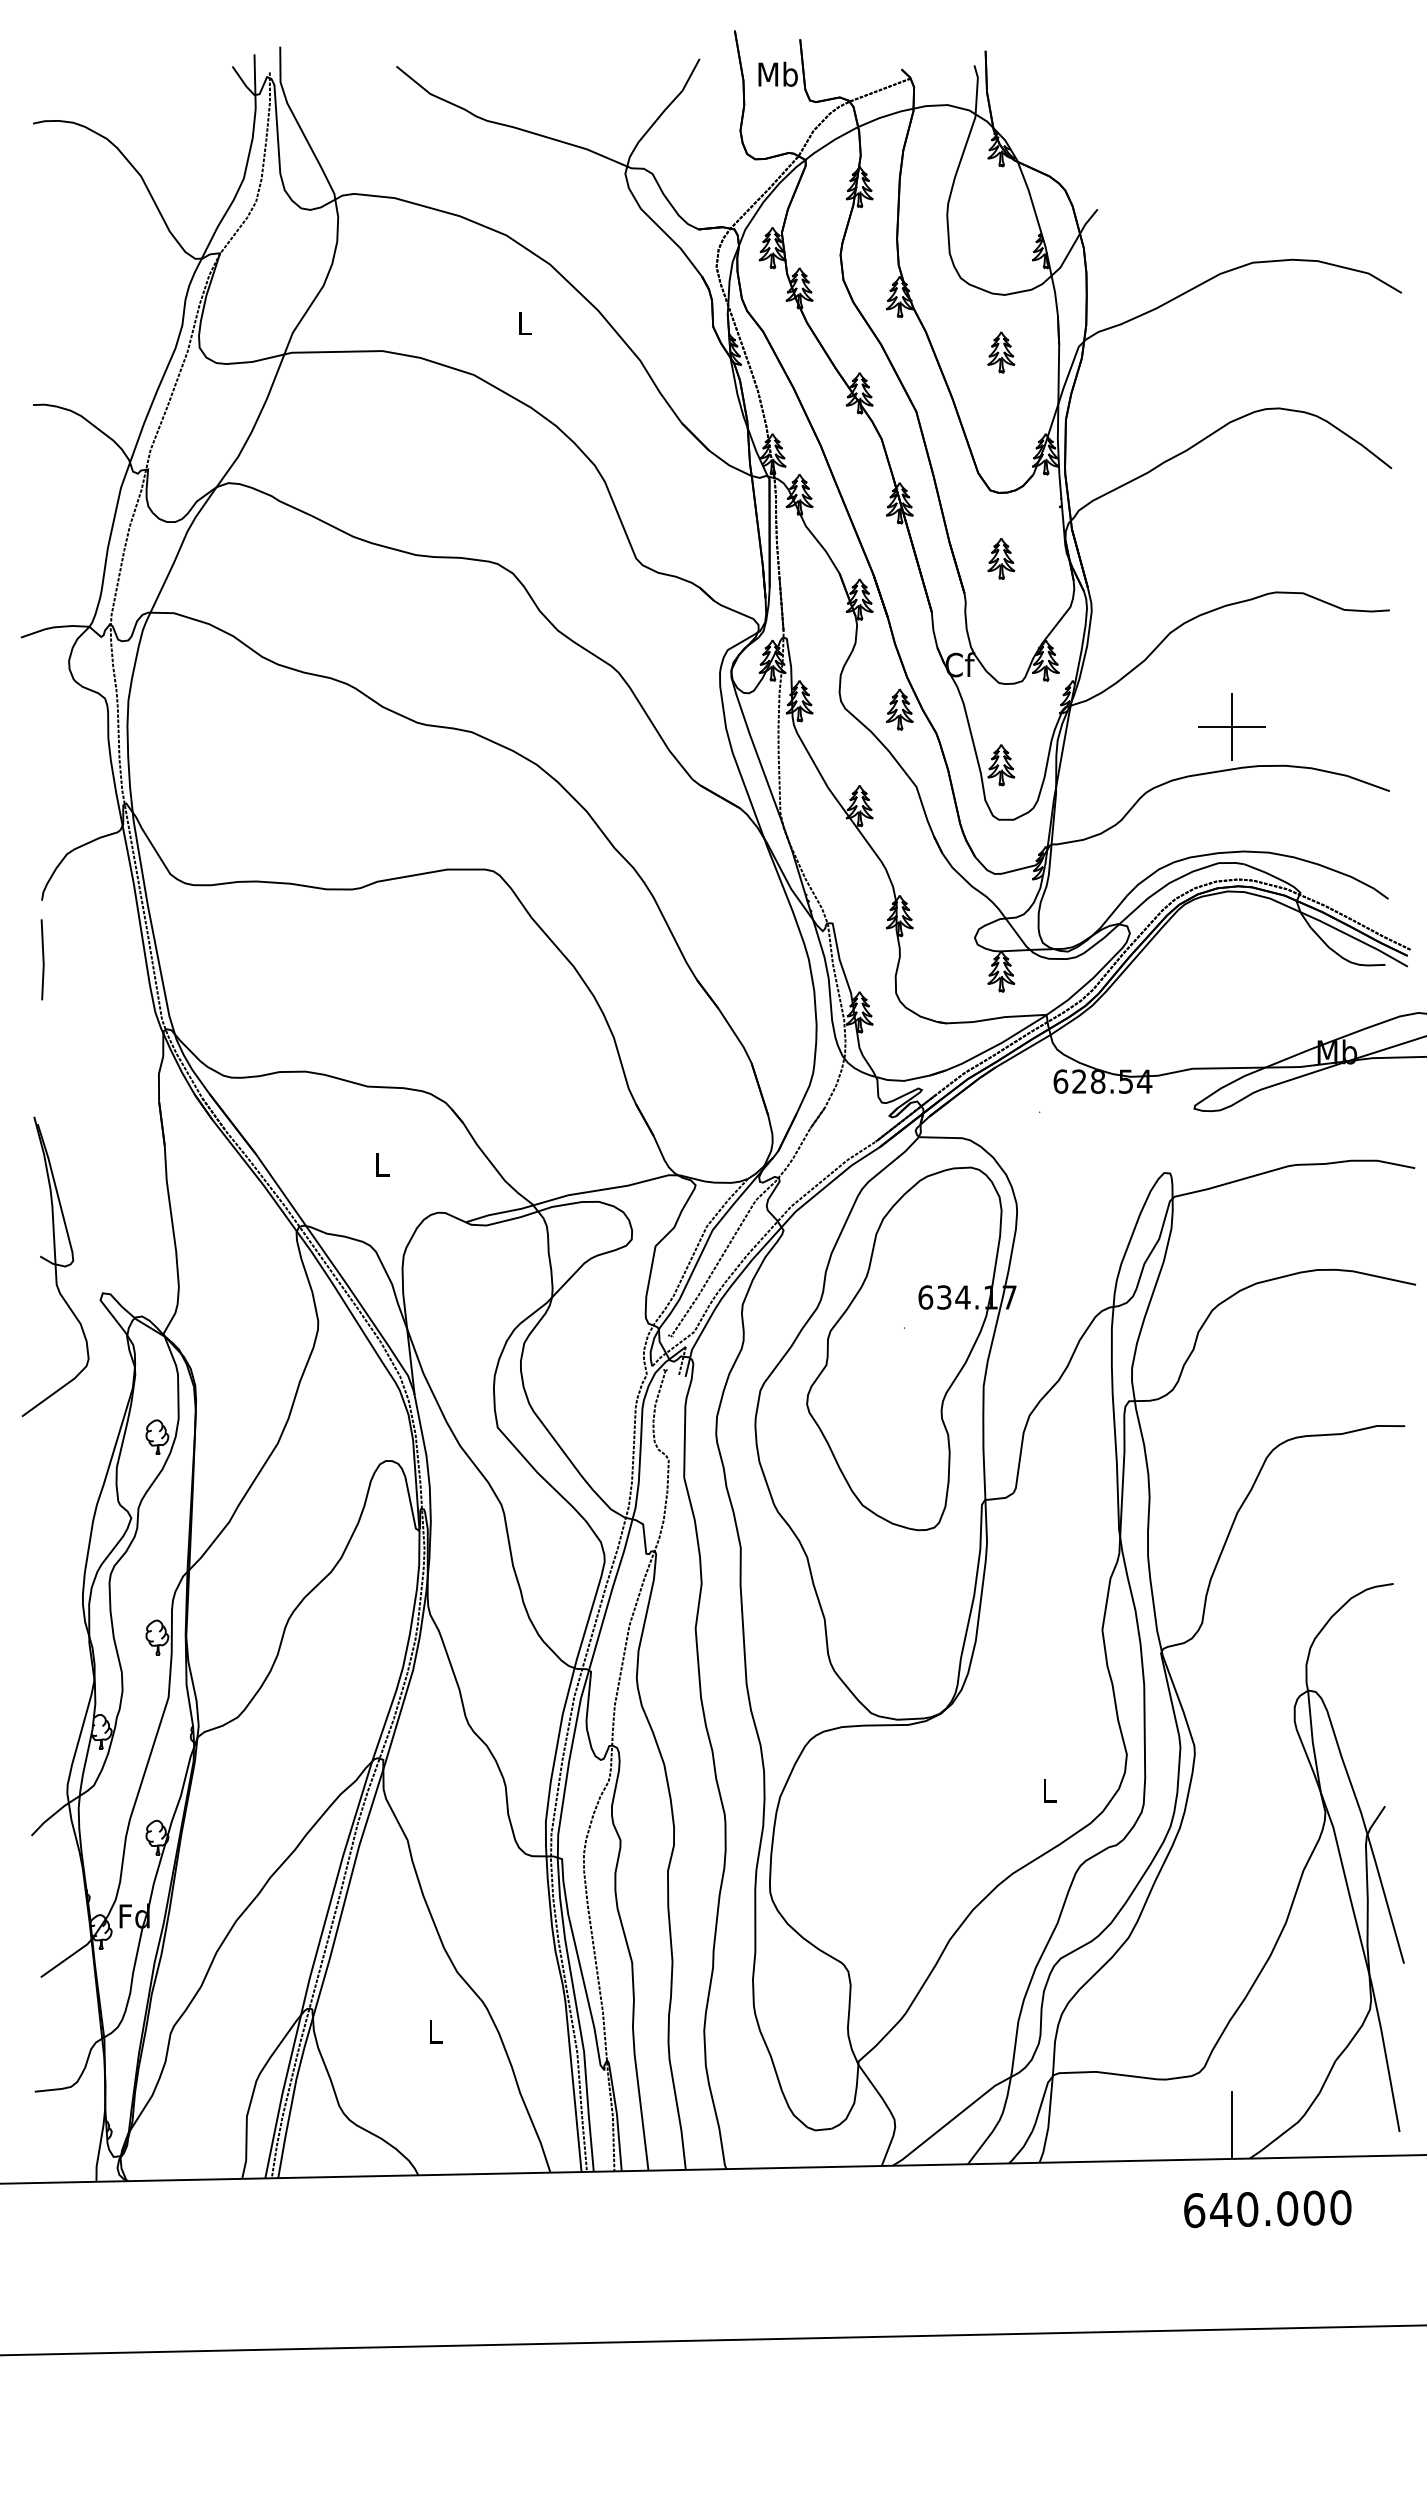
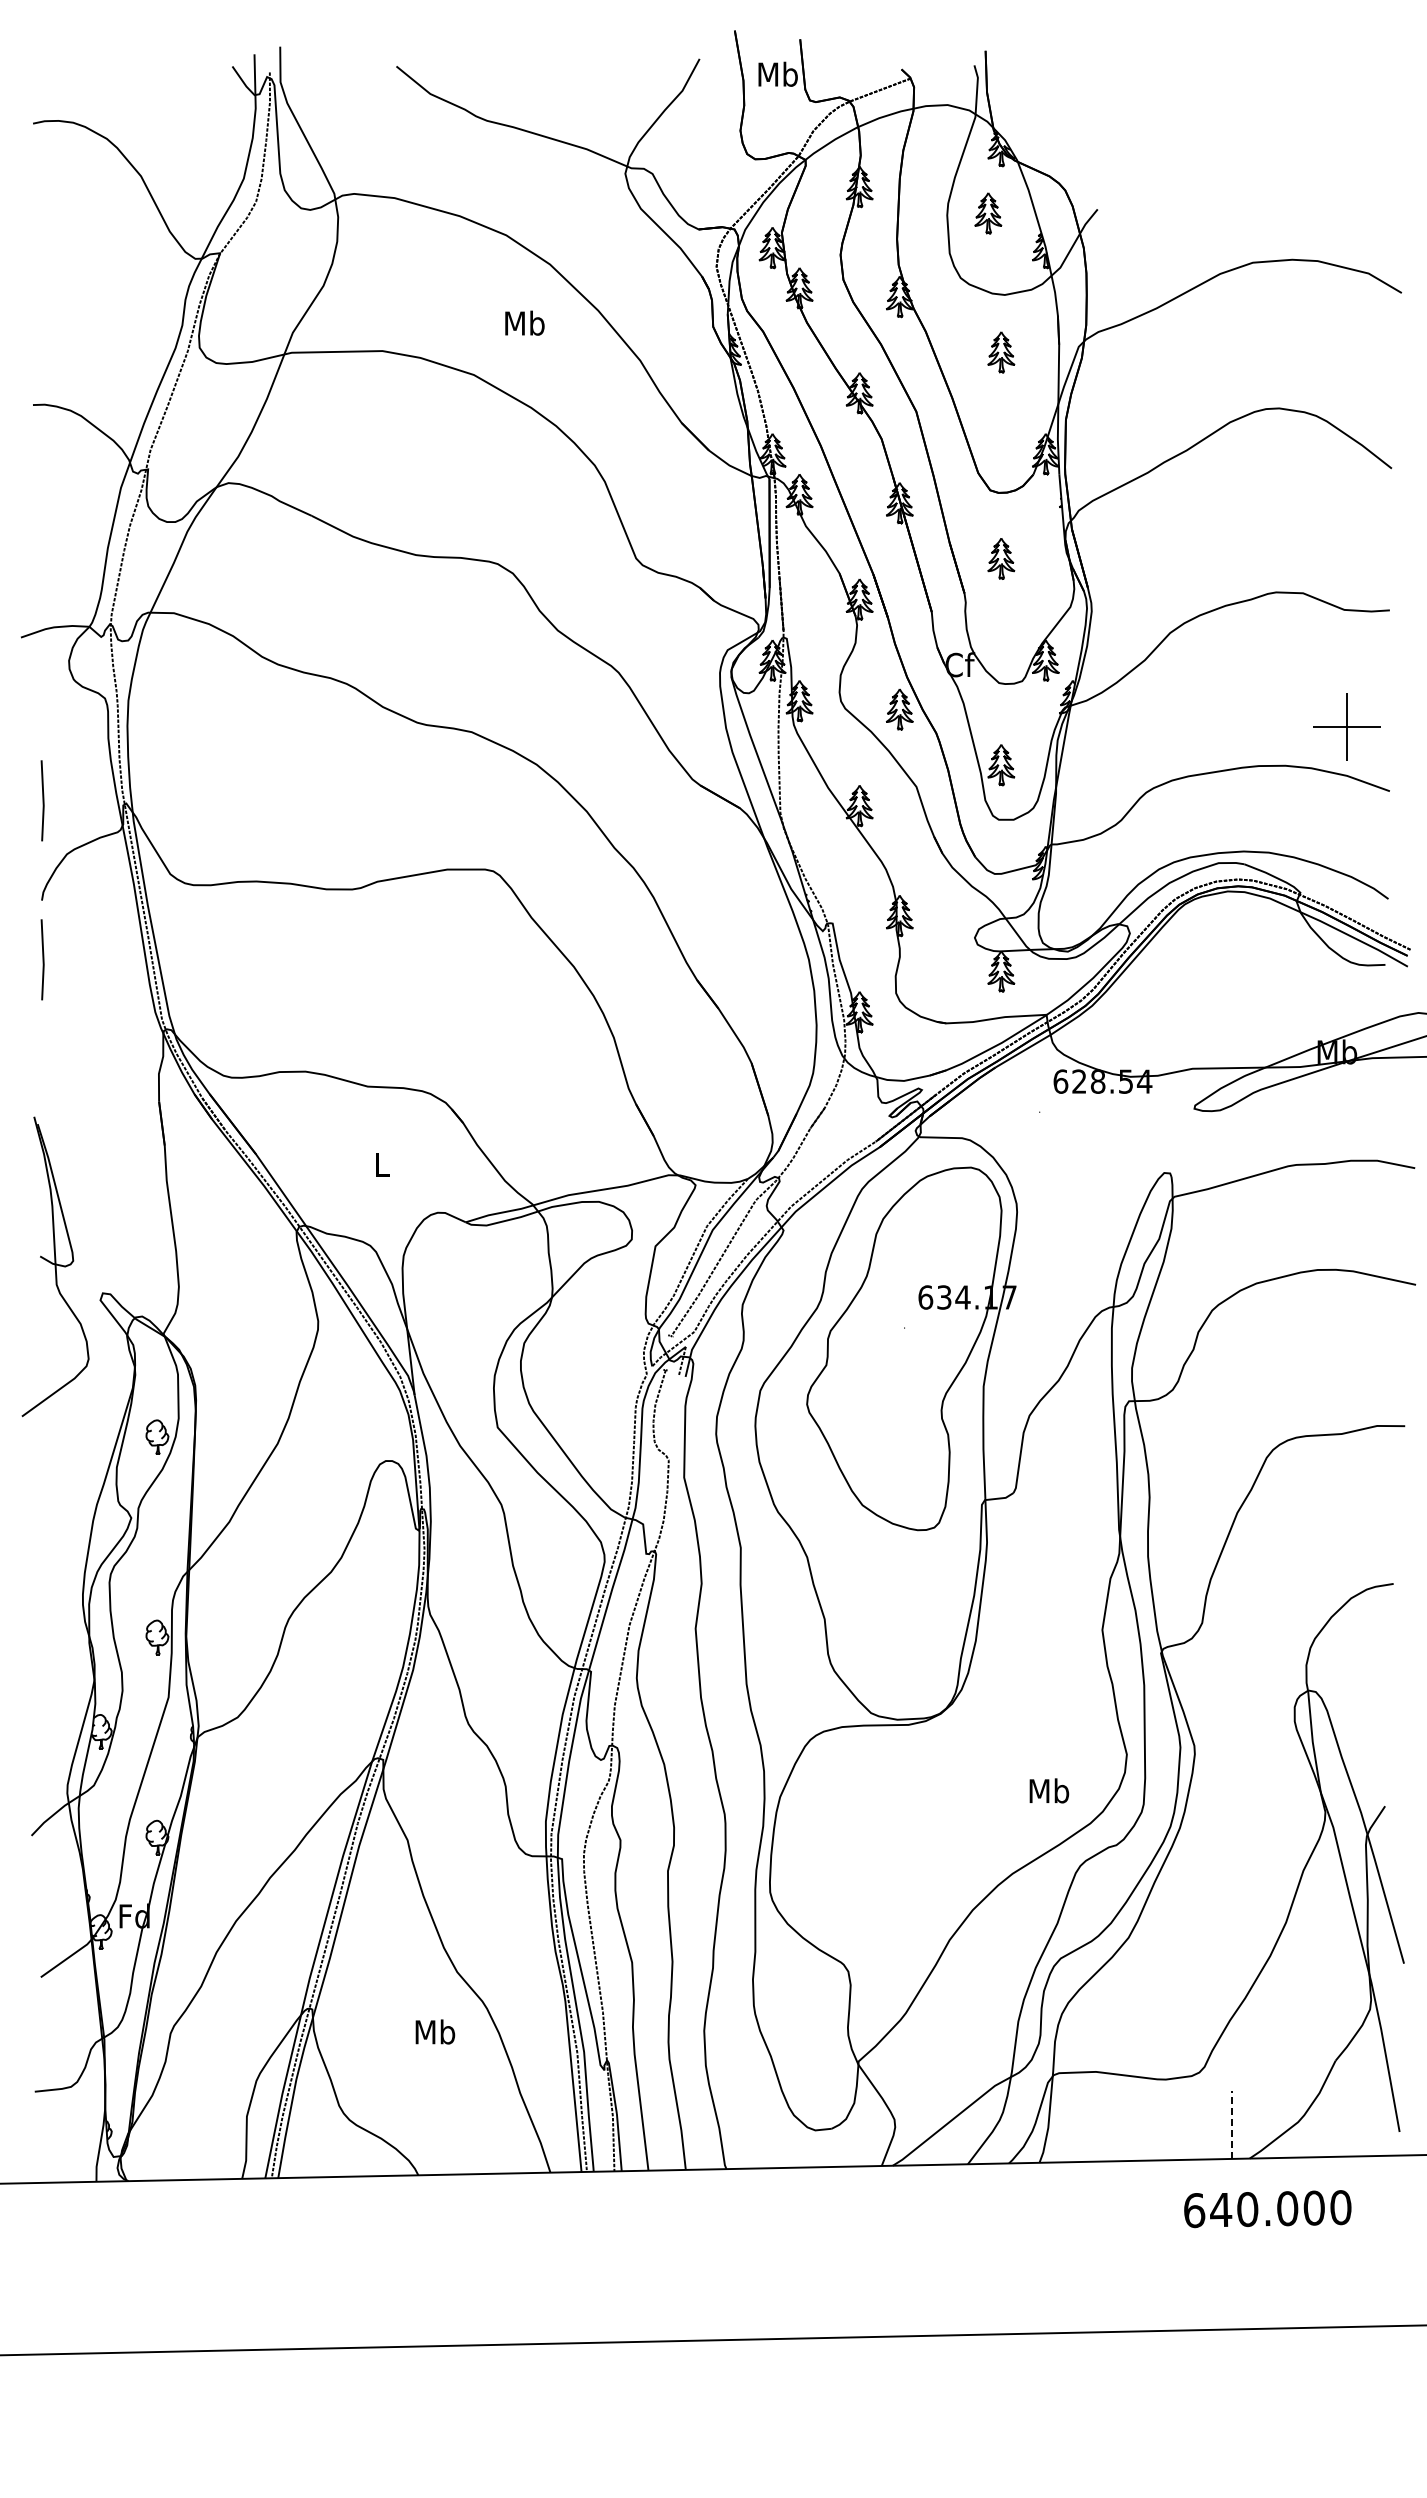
part: none -> present (988, 213)
text: L -> Mb (524, 322)
part position: (1231, 726) -> (1346, 726) (1346, 726)
line: none -> present (42, 800)
text: L -> Mb (1049, 1790)
text: L -> Mb (435, 2031)
line: solid -> dashed (1231, 2124)
